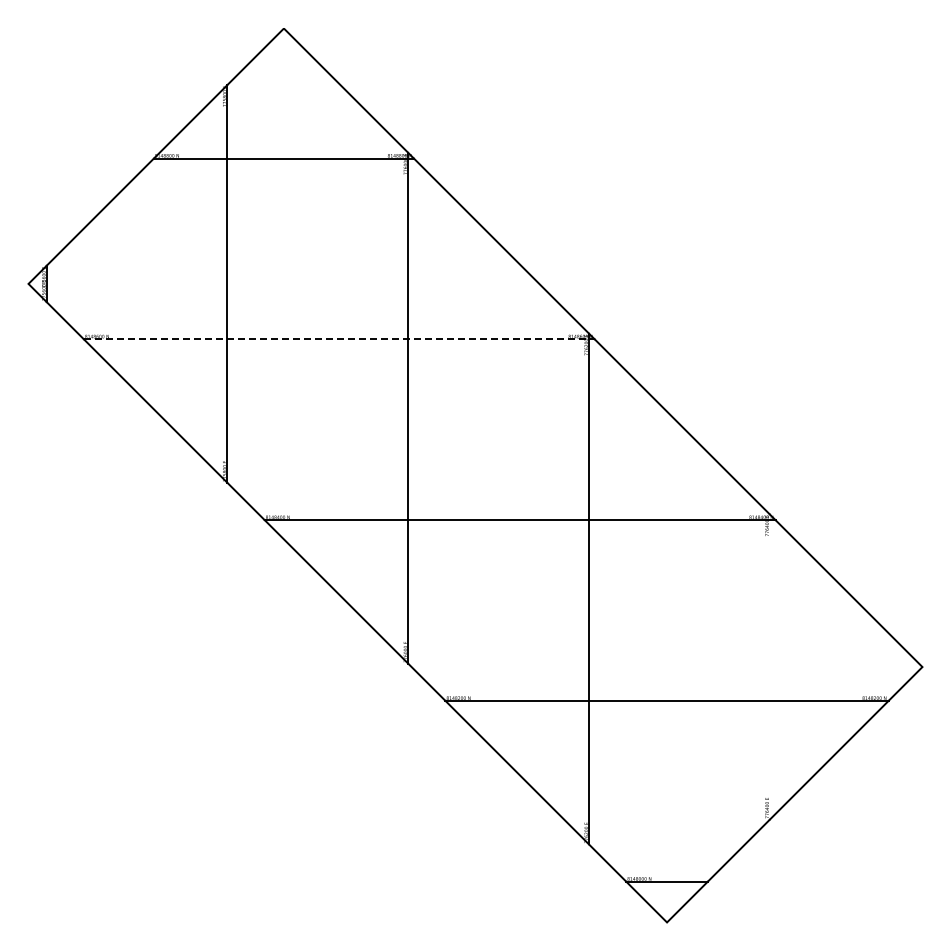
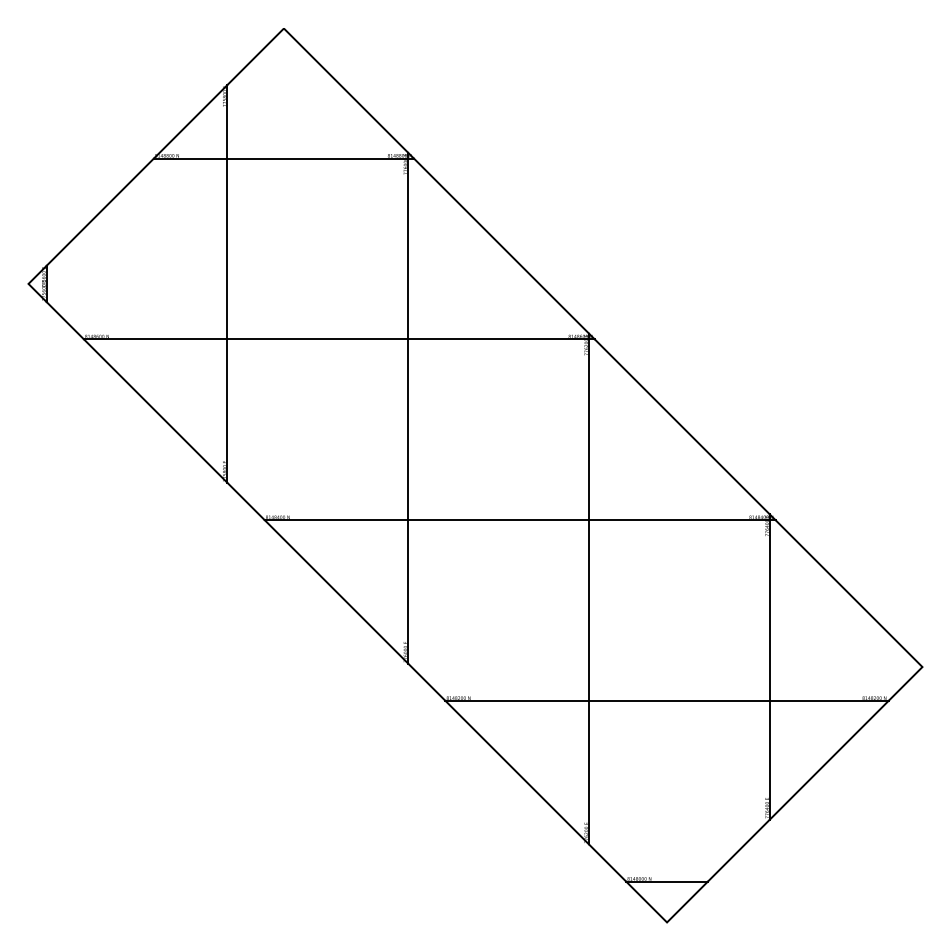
line: dashed -> solid (339, 339)
line: none -> present (769, 666)
